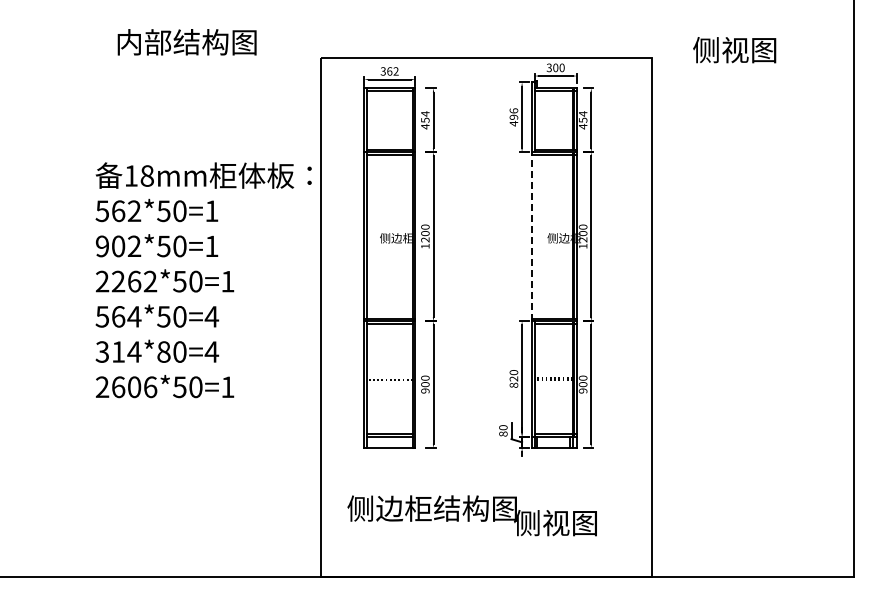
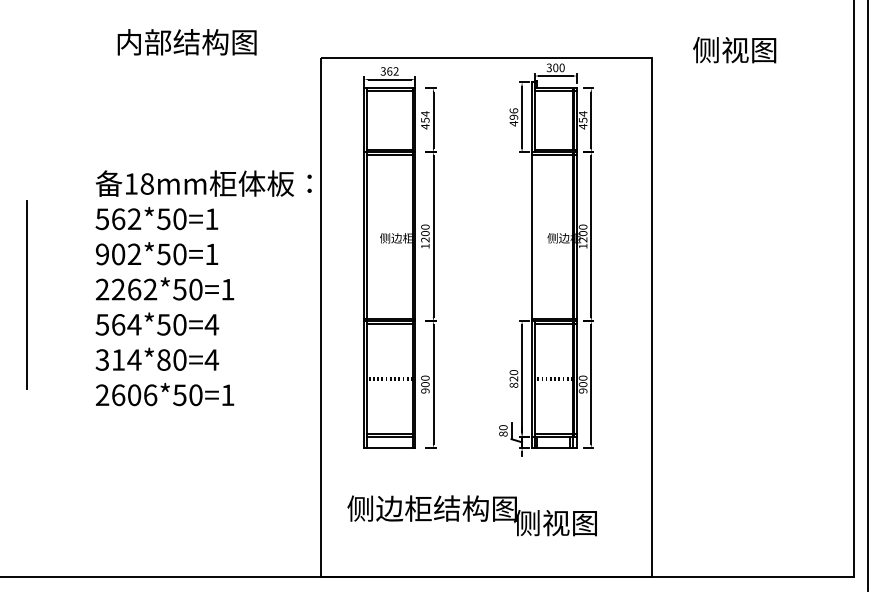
line: dashed -> solid (531, 236)
text position: (203, 280) -> (203, 288) (203, 288)
line: none -> present (26, 294)
line: none -> present (868, 296)
line: none -> present (389, 377)
